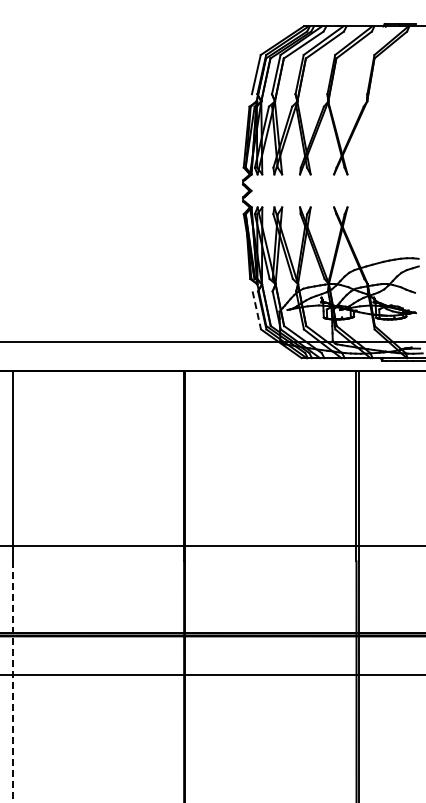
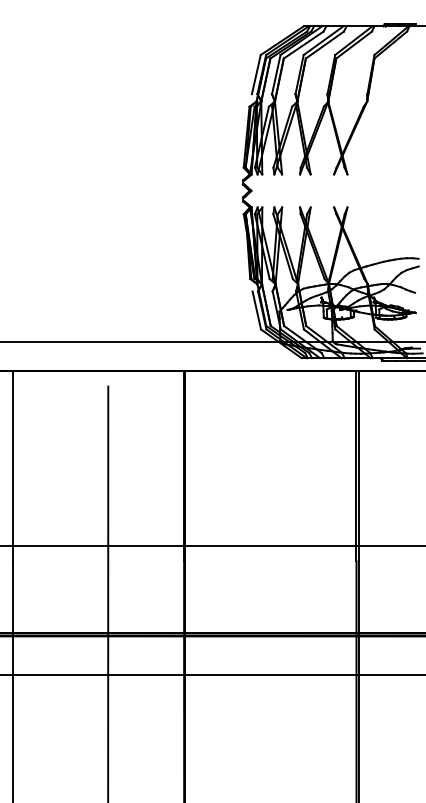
line: dashed -> solid (256, 310)
line: none -> present (108, 592)
line: dashed -> solid (12, 682)
